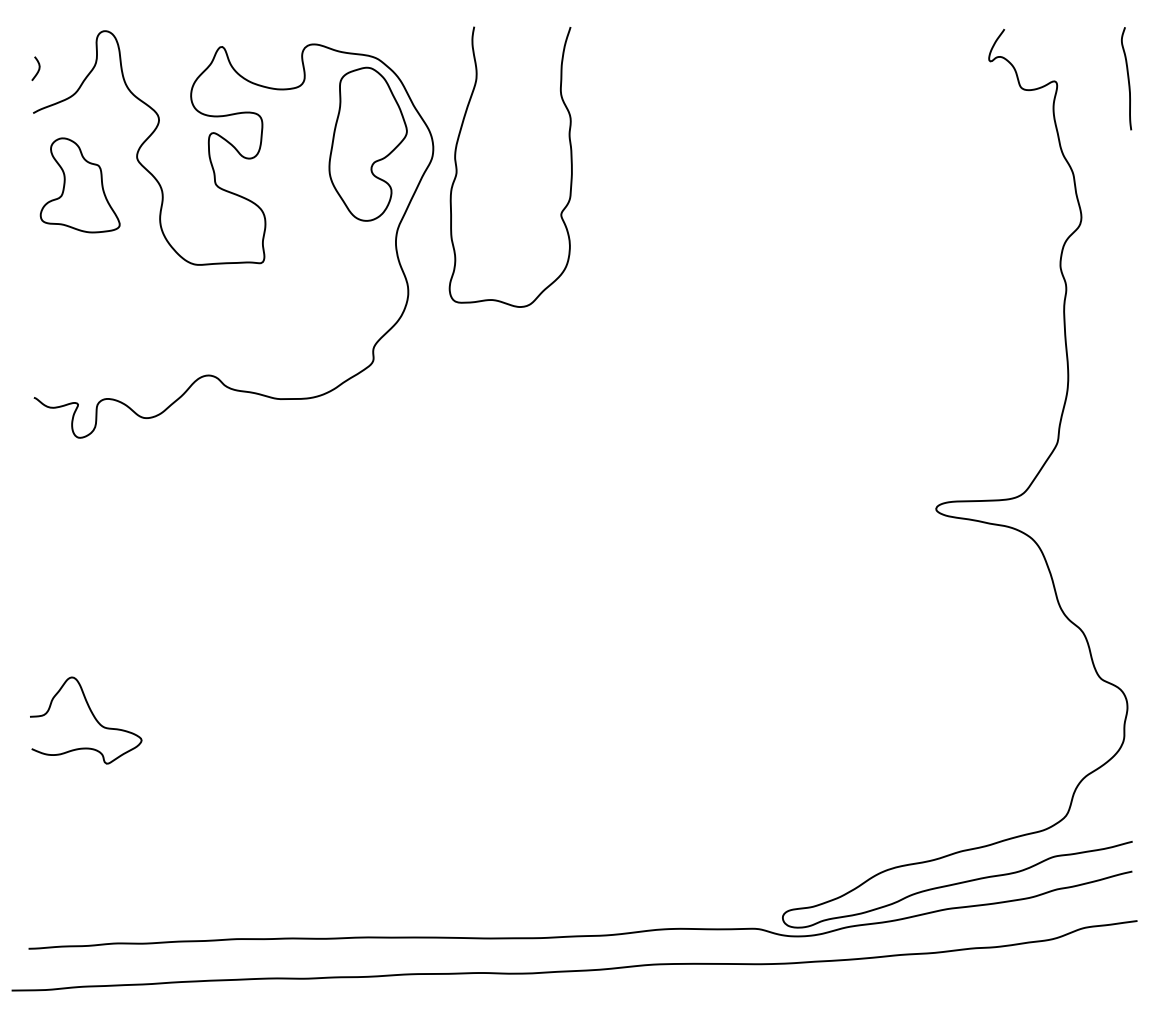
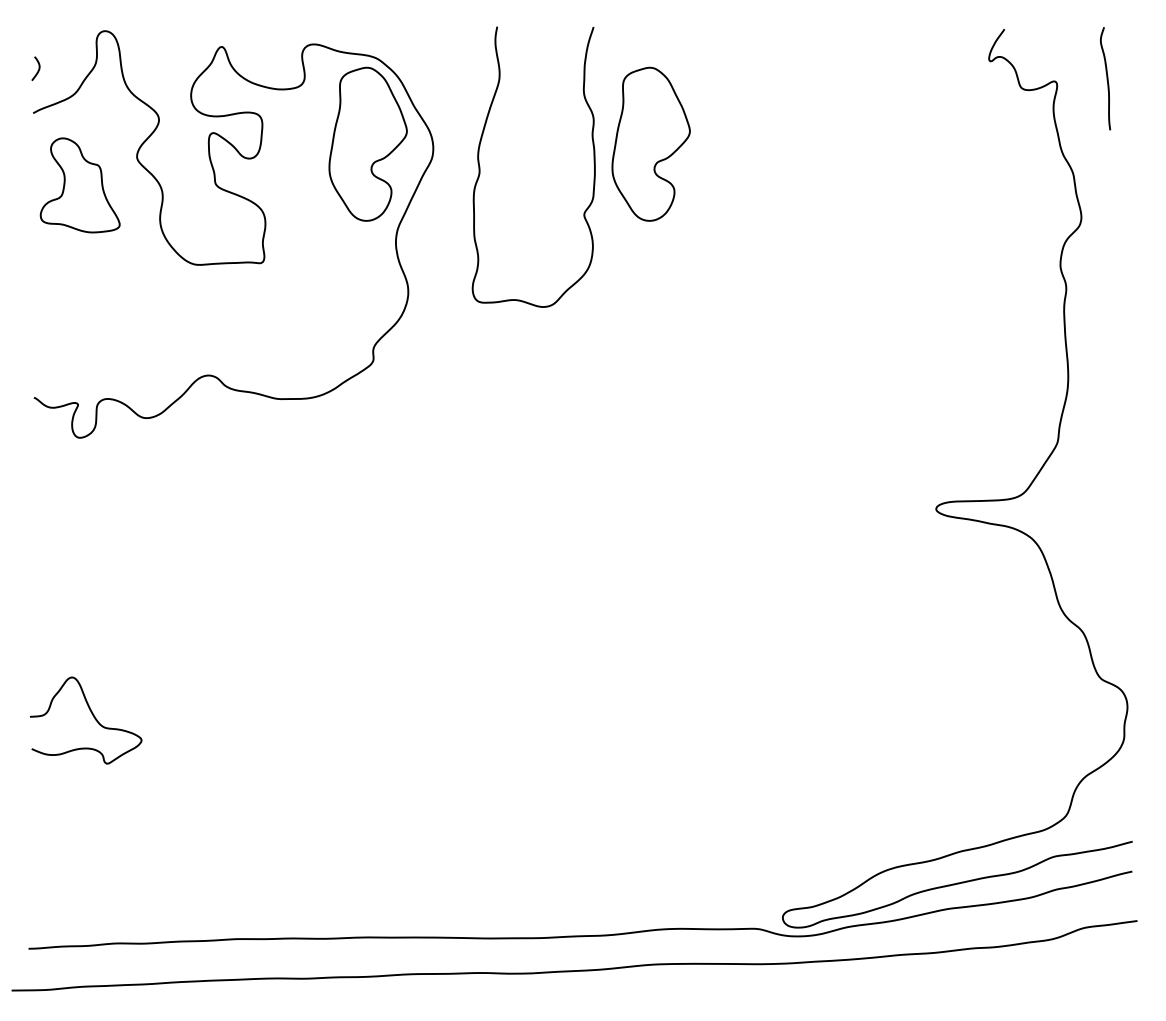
curve position: (1127, 78) -> (1106, 78) (1106, 78)
part: none -> present (650, 143)
curve position: (457, 166) -> (480, 166) (480, 166)
